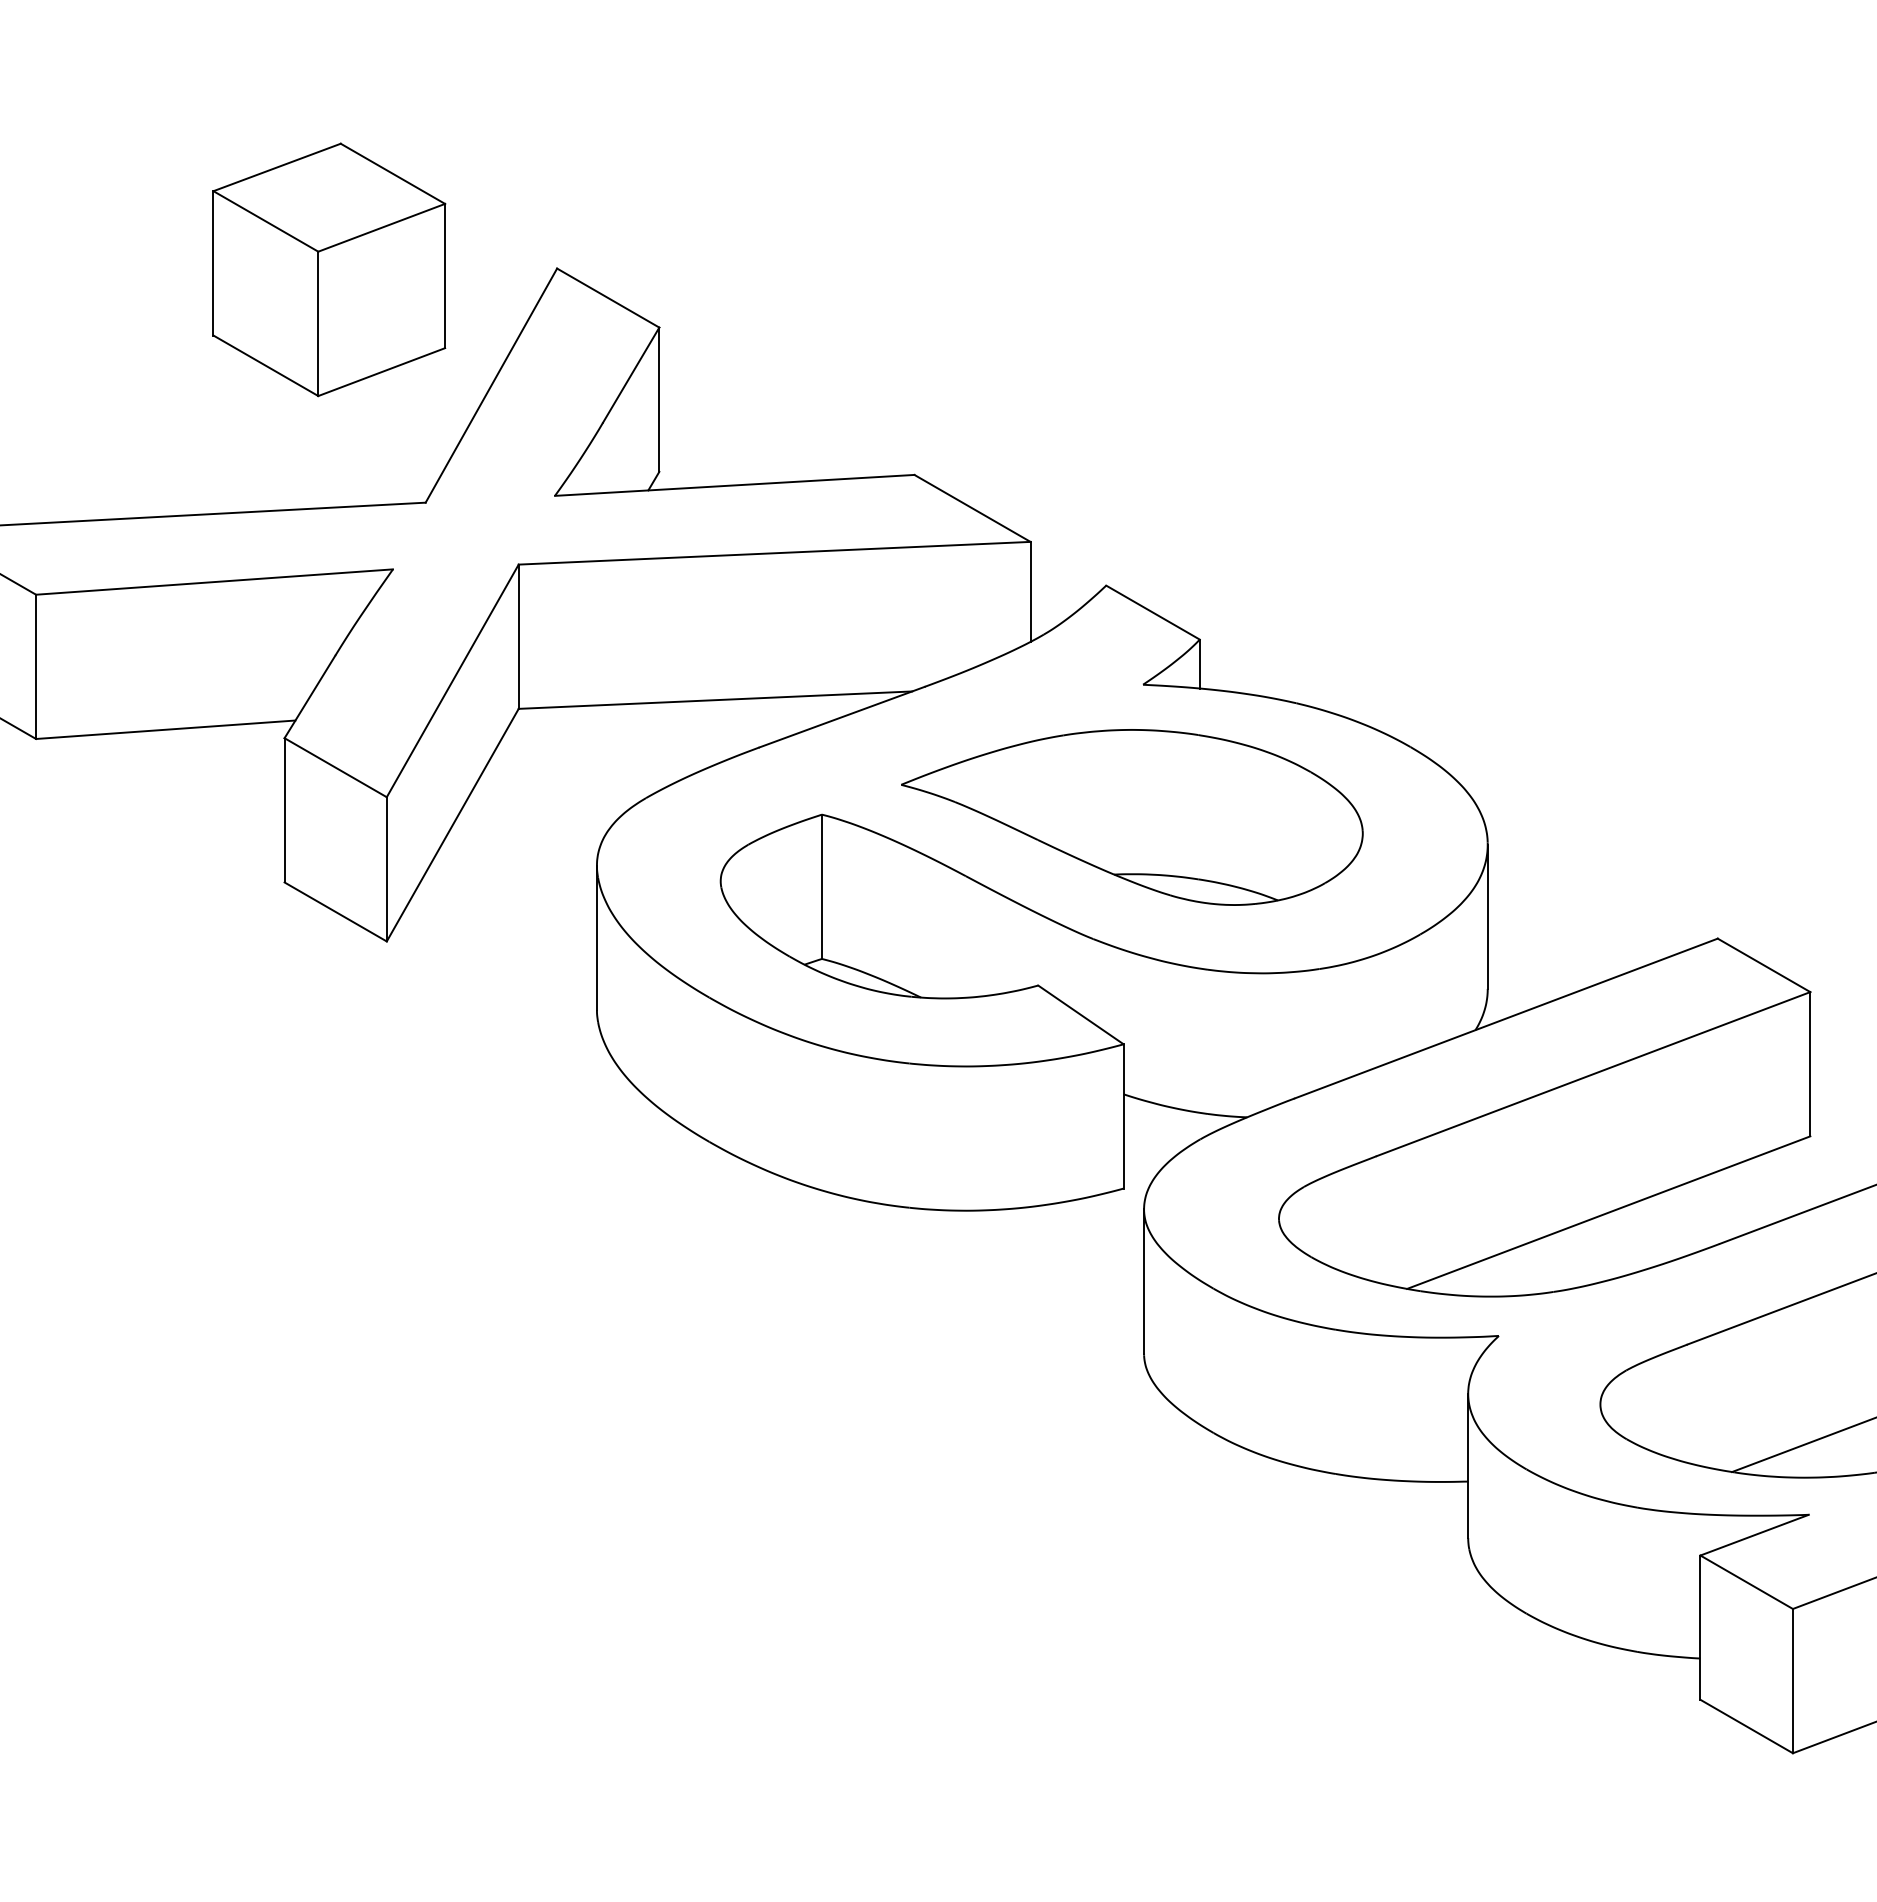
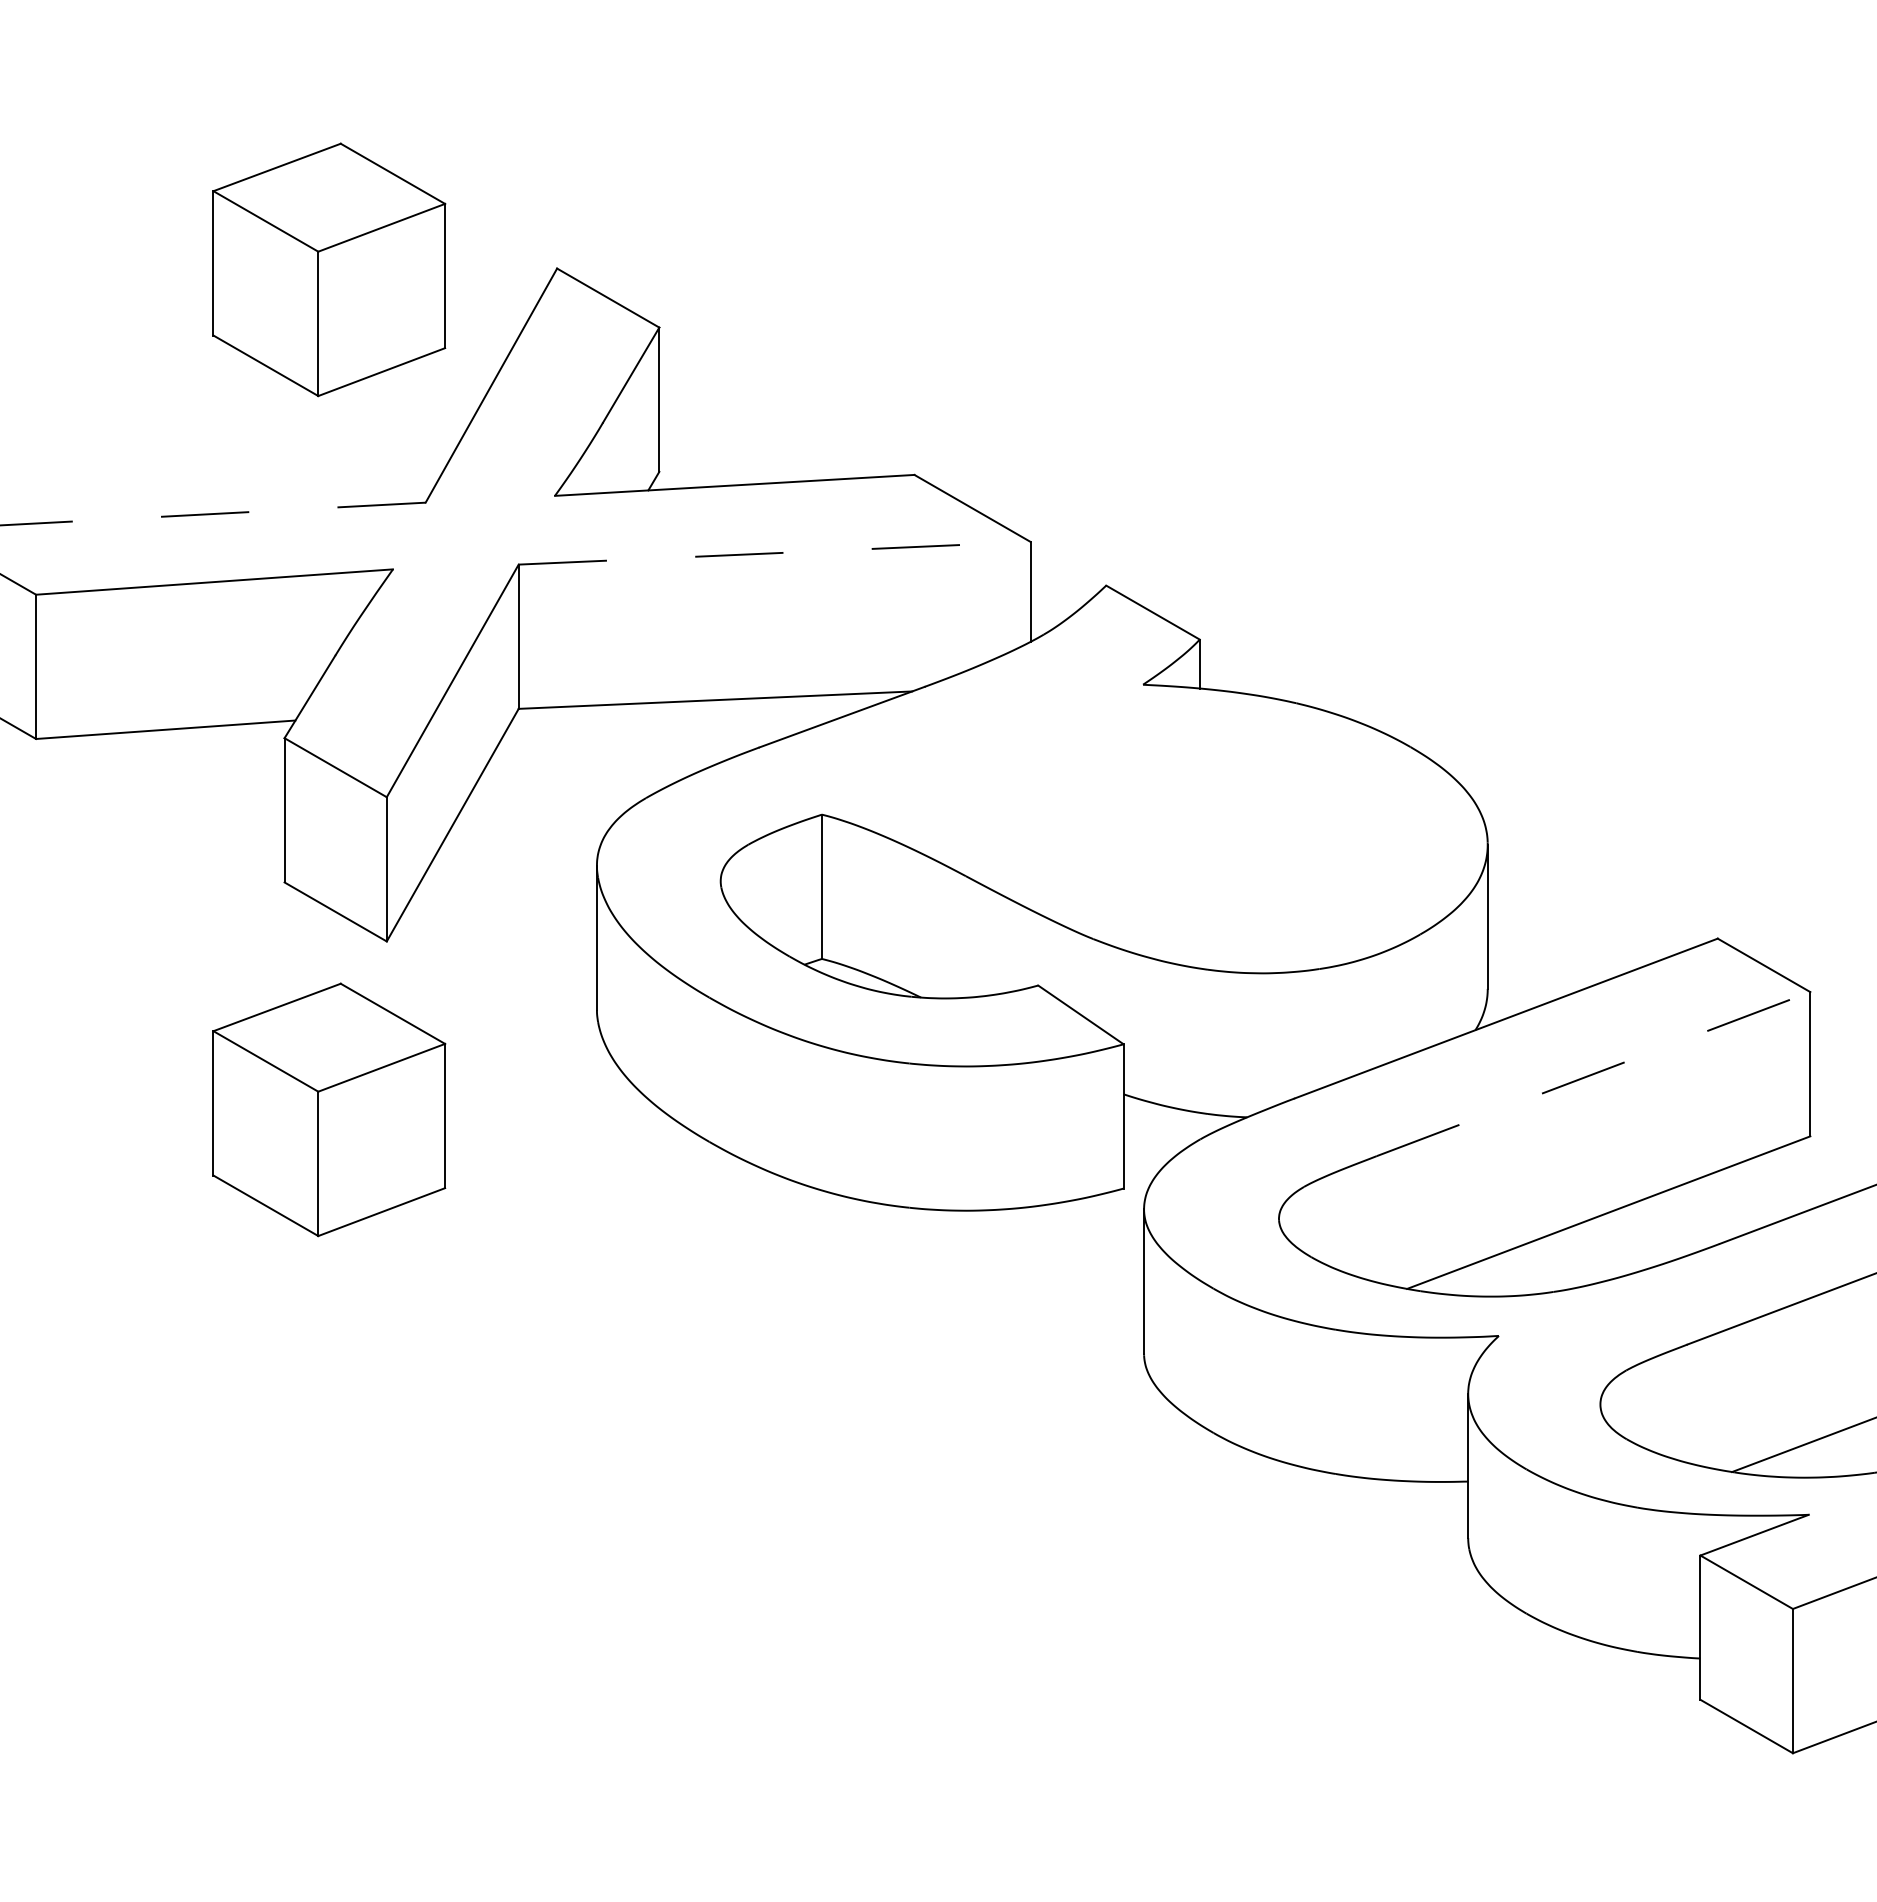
line: solid -> dashed (213, 514)
line: solid -> dashed (775, 553)
part: present -> none (1132, 817)
line: solid -> dashed (1593, 1074)
part: none -> present (329, 1109)
